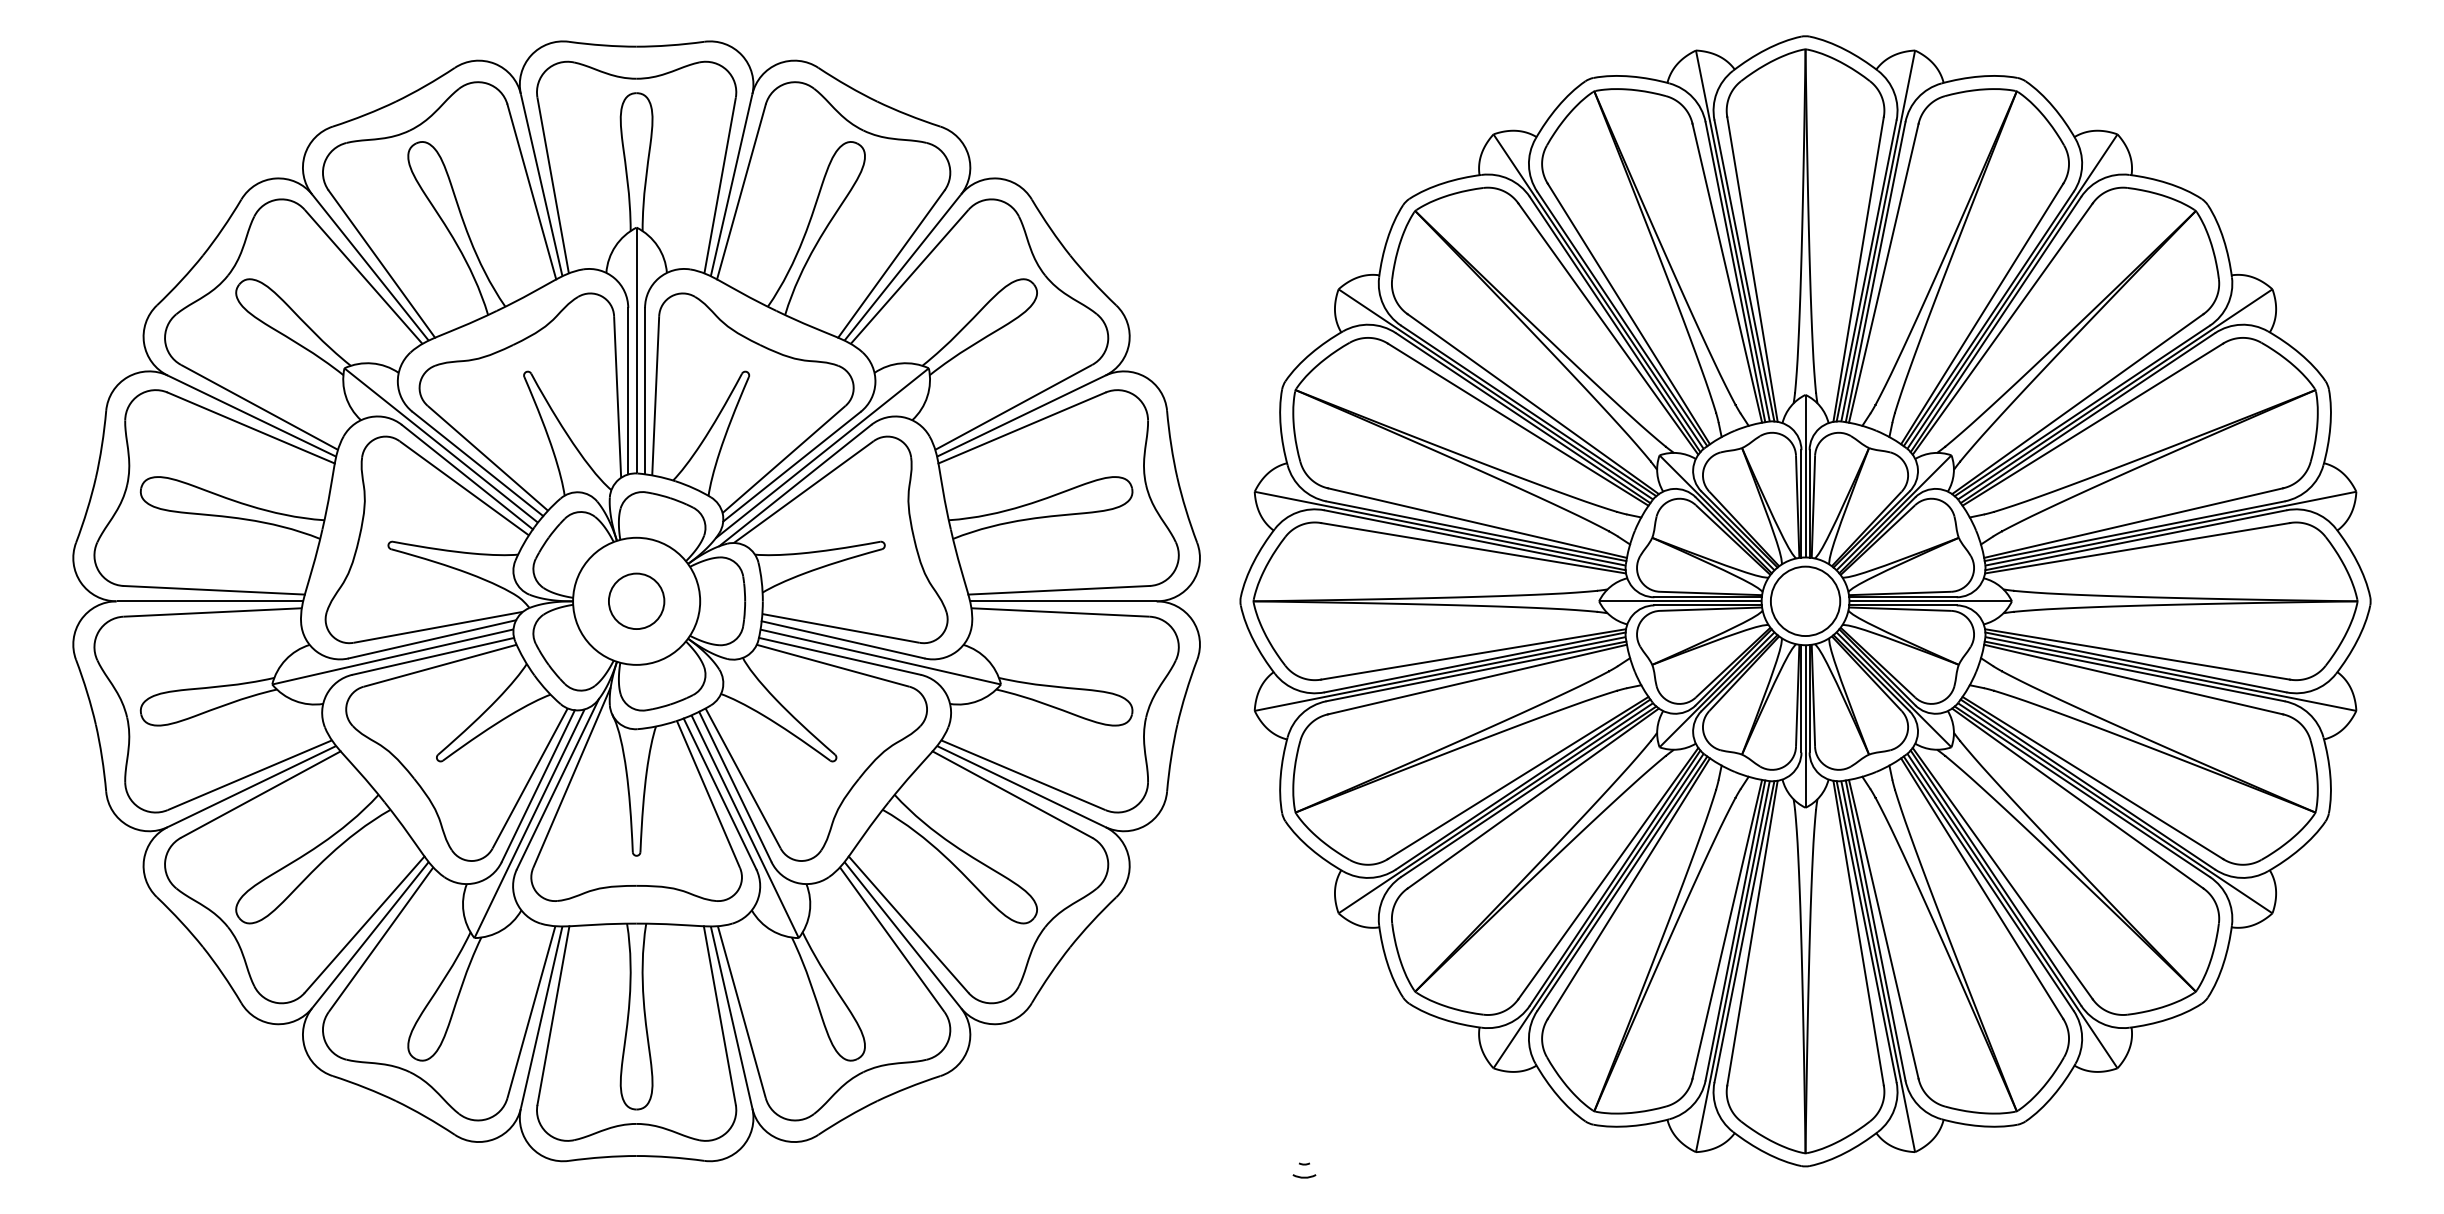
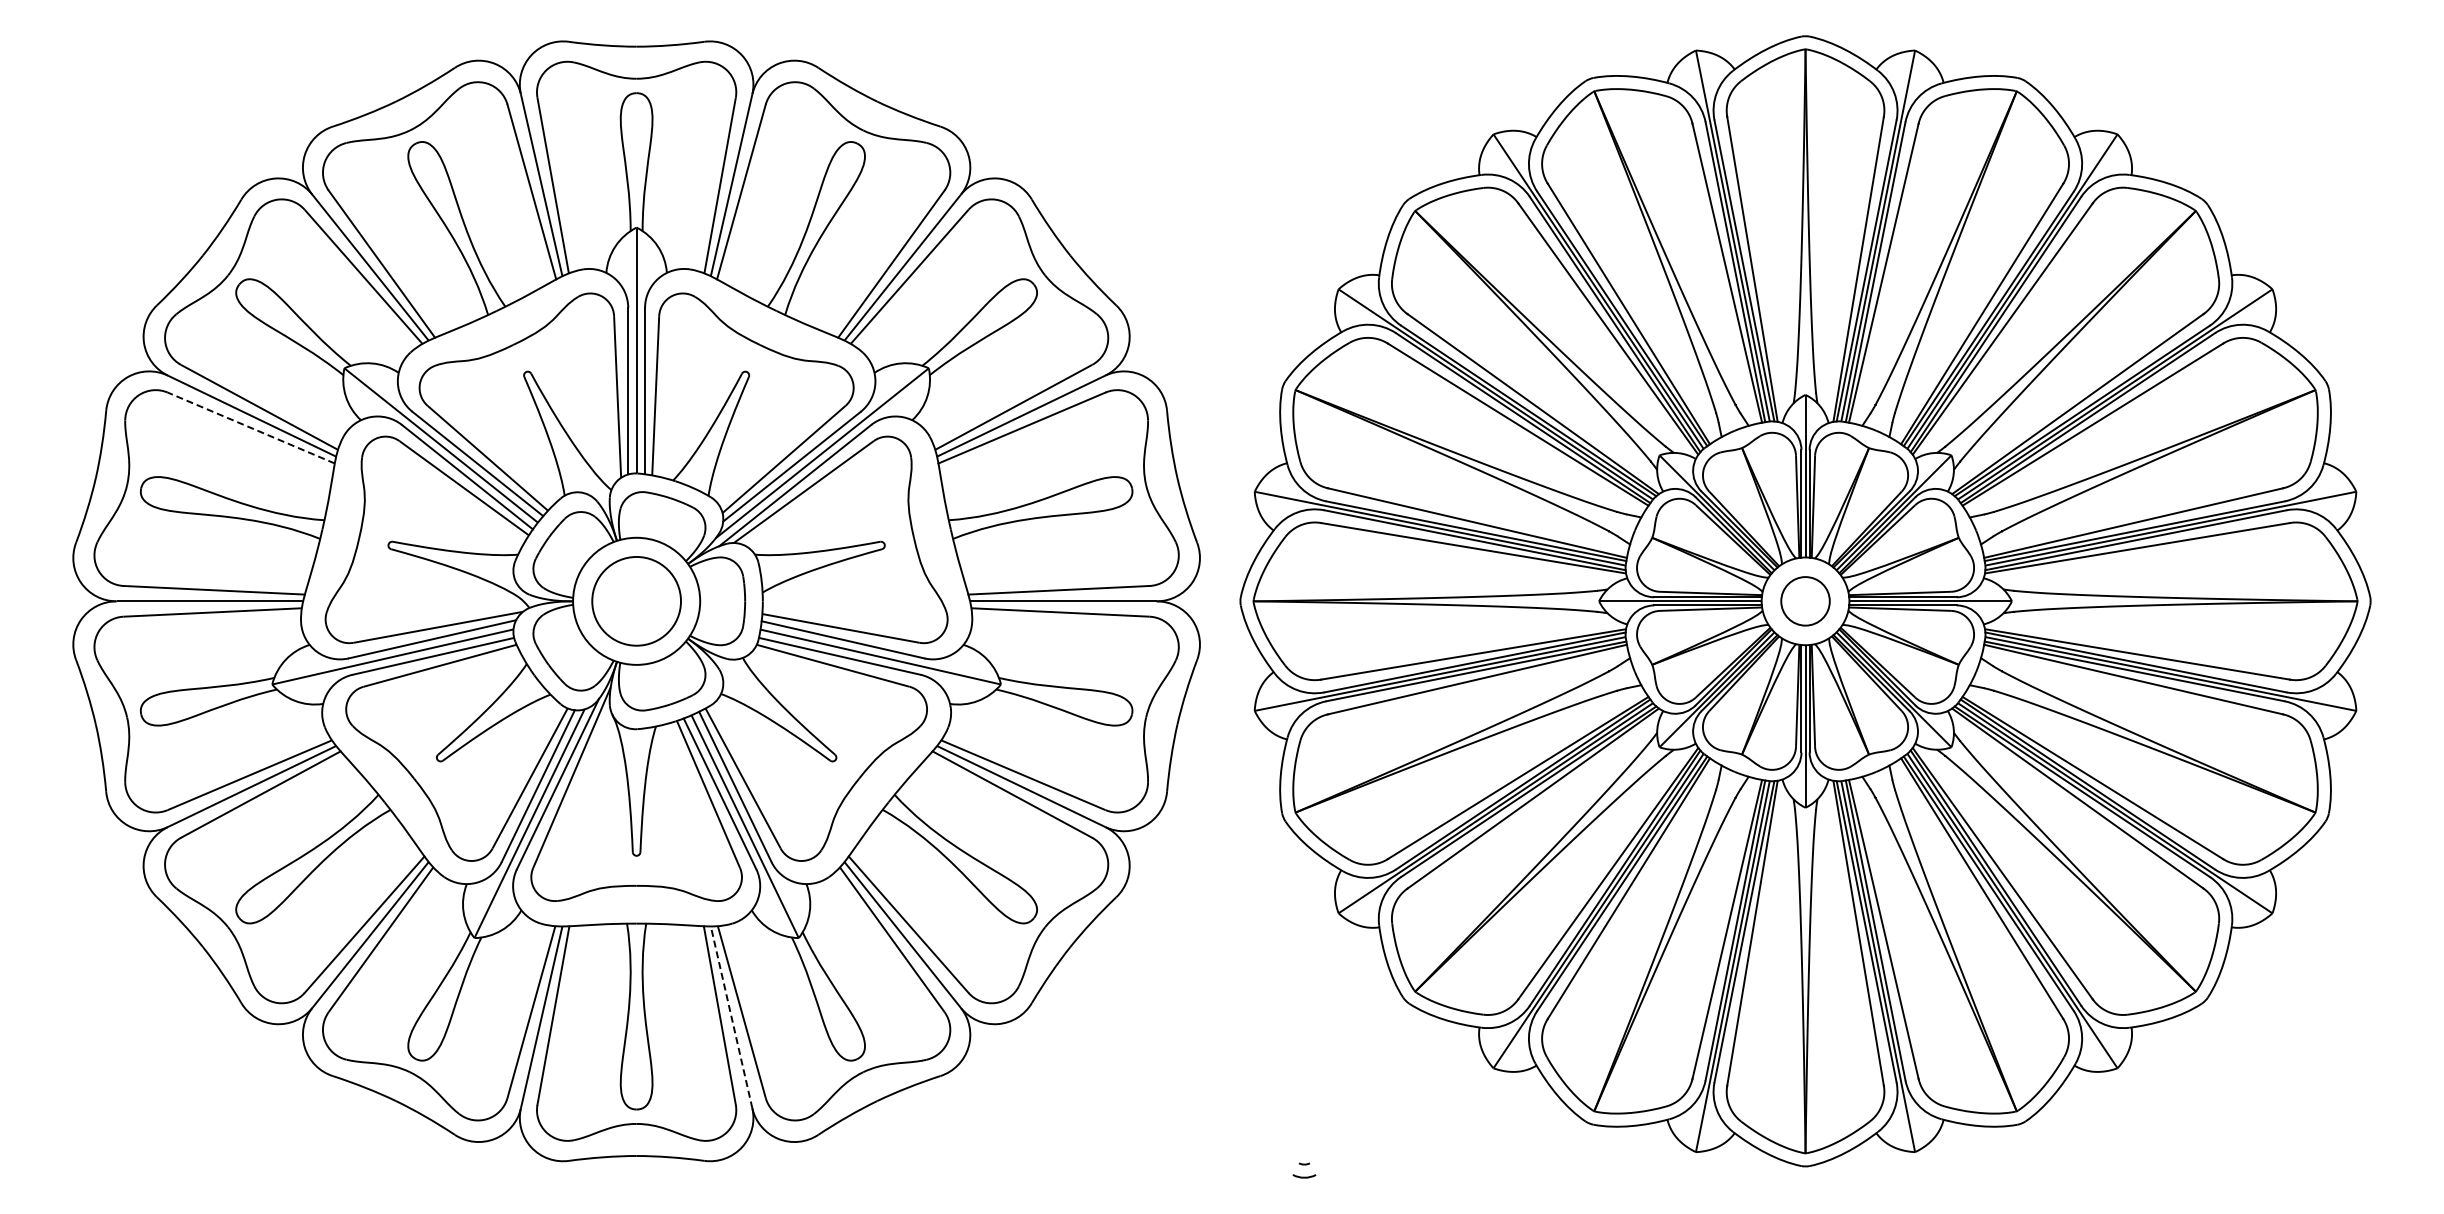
line: solid -> dashed (251, 428)
circle diameter: 55 px -> 89 px (636, 600)
circle diameter: 69 px -> 49 px (1805, 601)
line: solid -> dashed (731, 1016)
